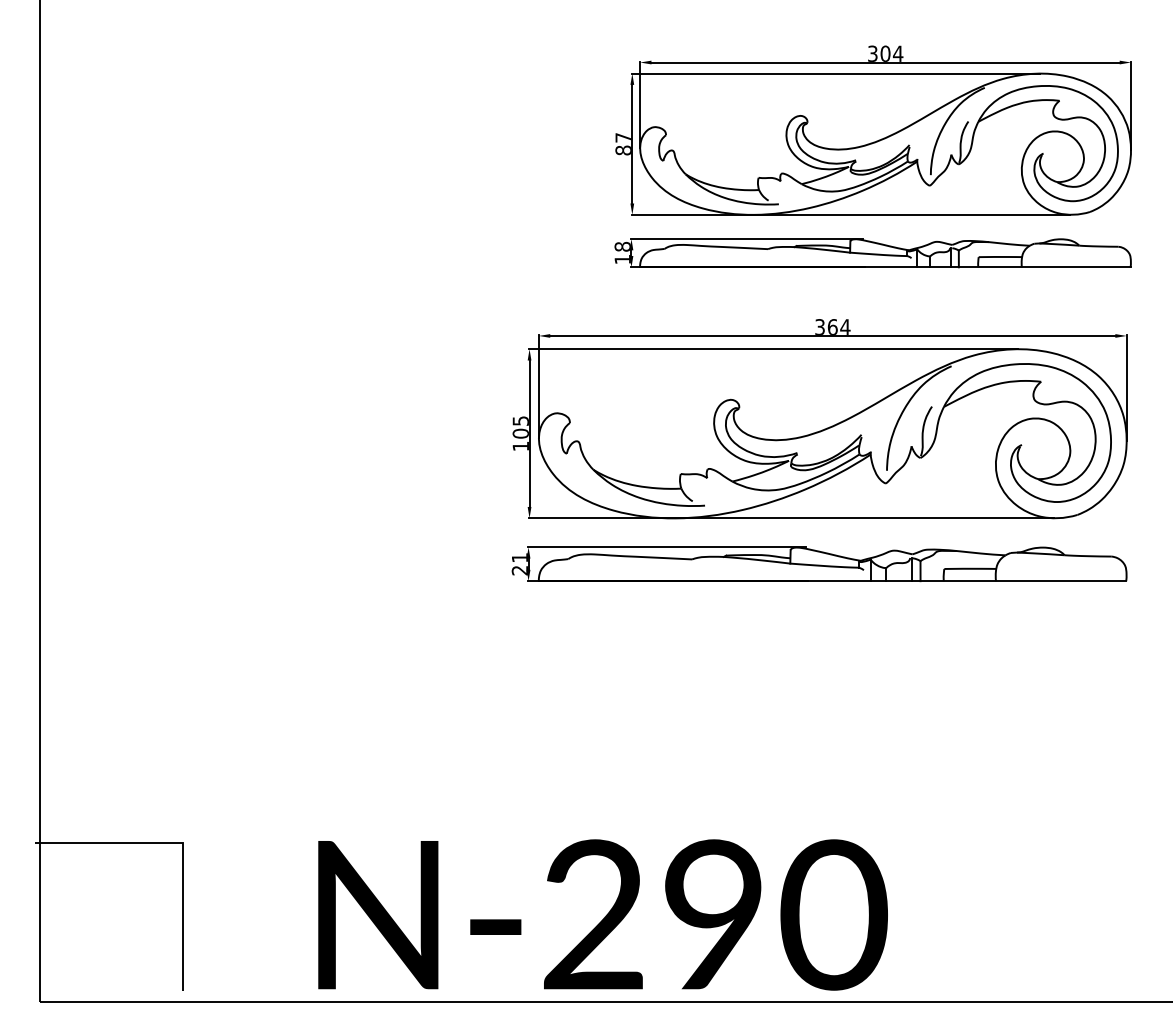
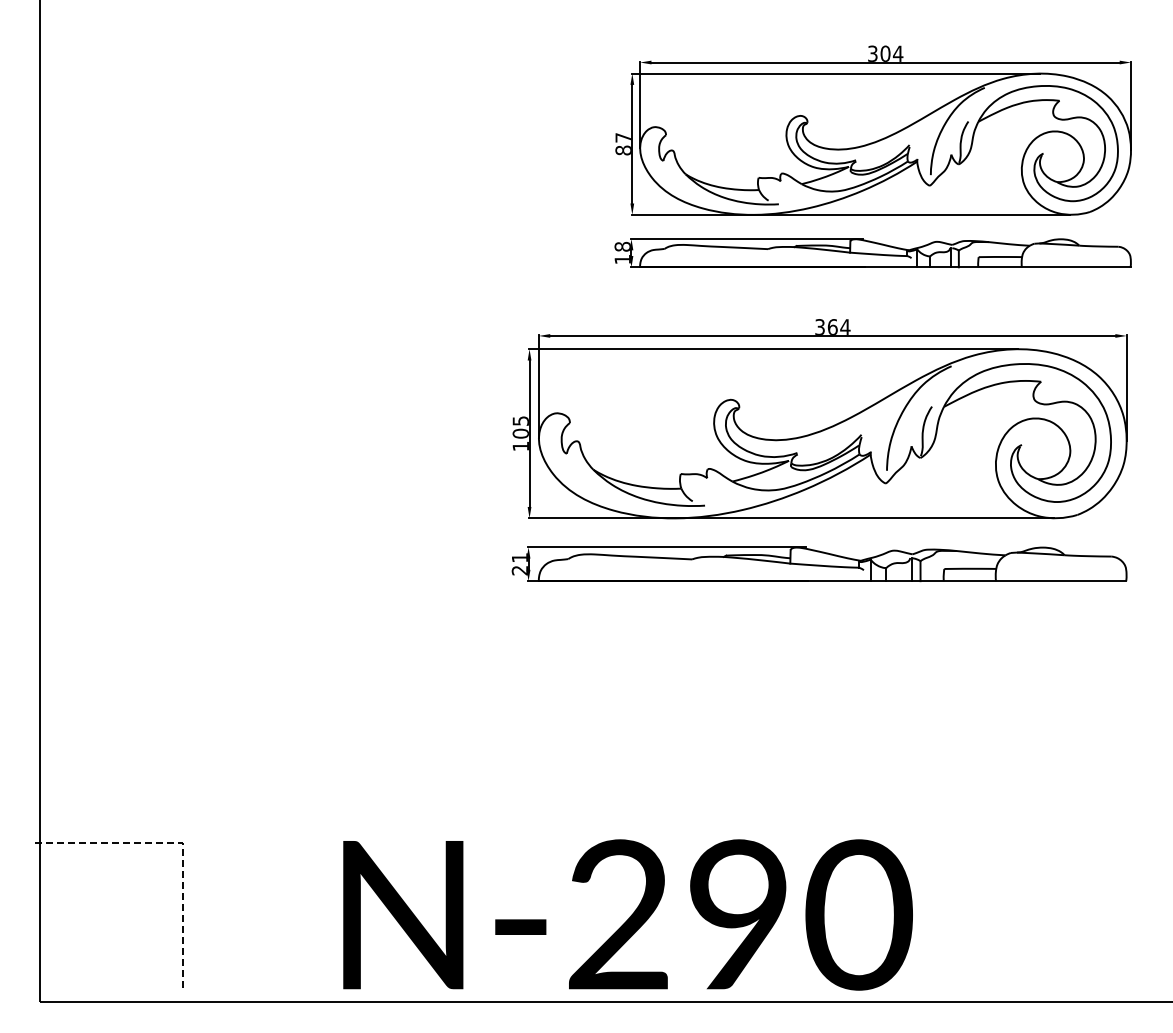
line: solid -> dashed (183, 842)
text position: (602, 914) -> (627, 914) (627, 914)
